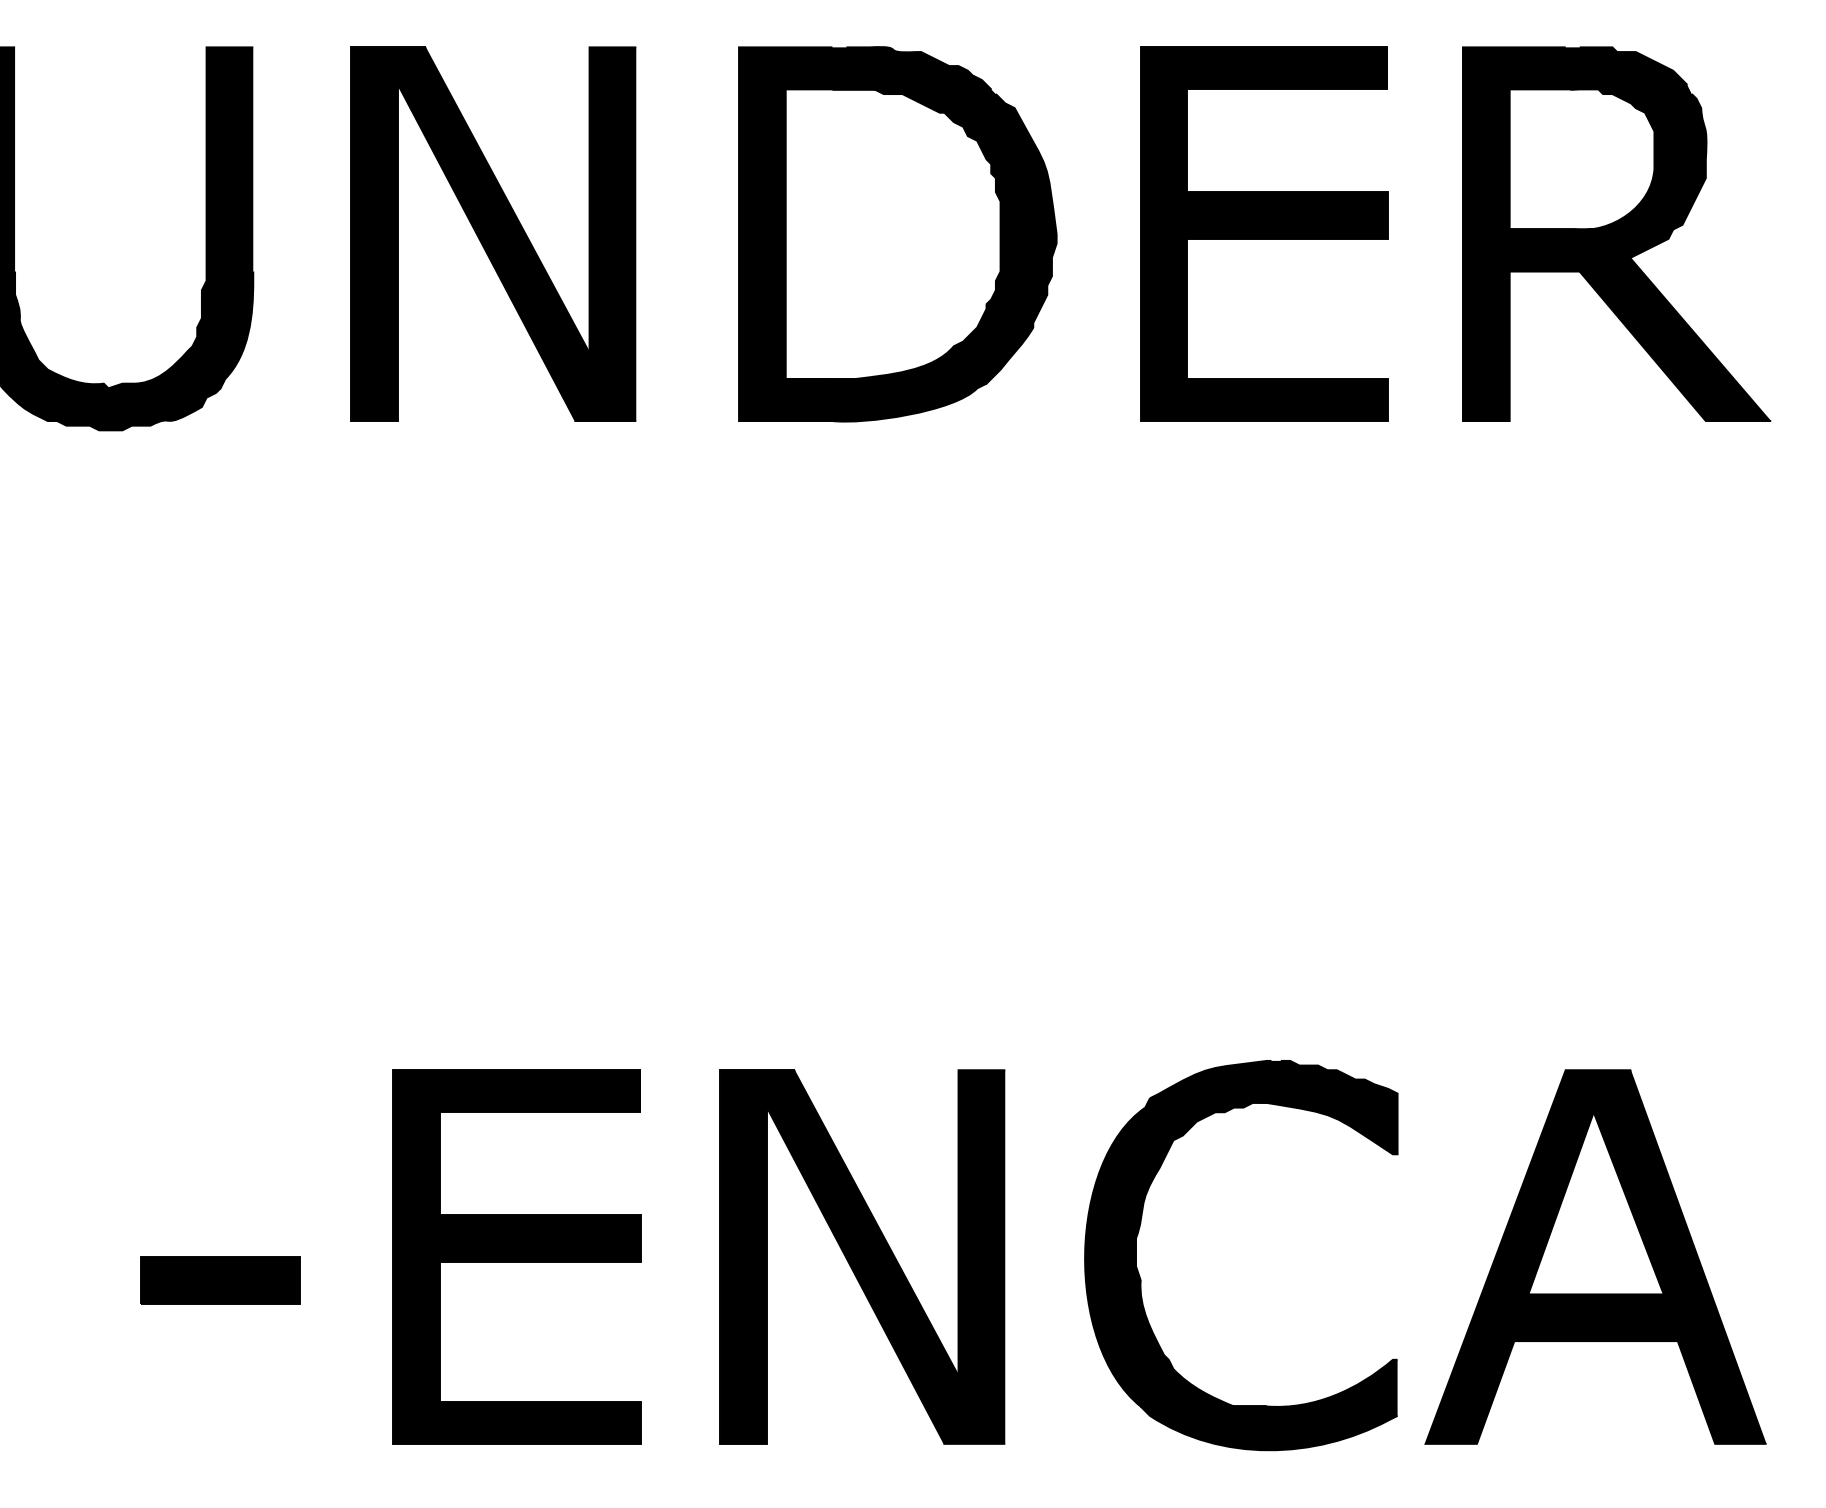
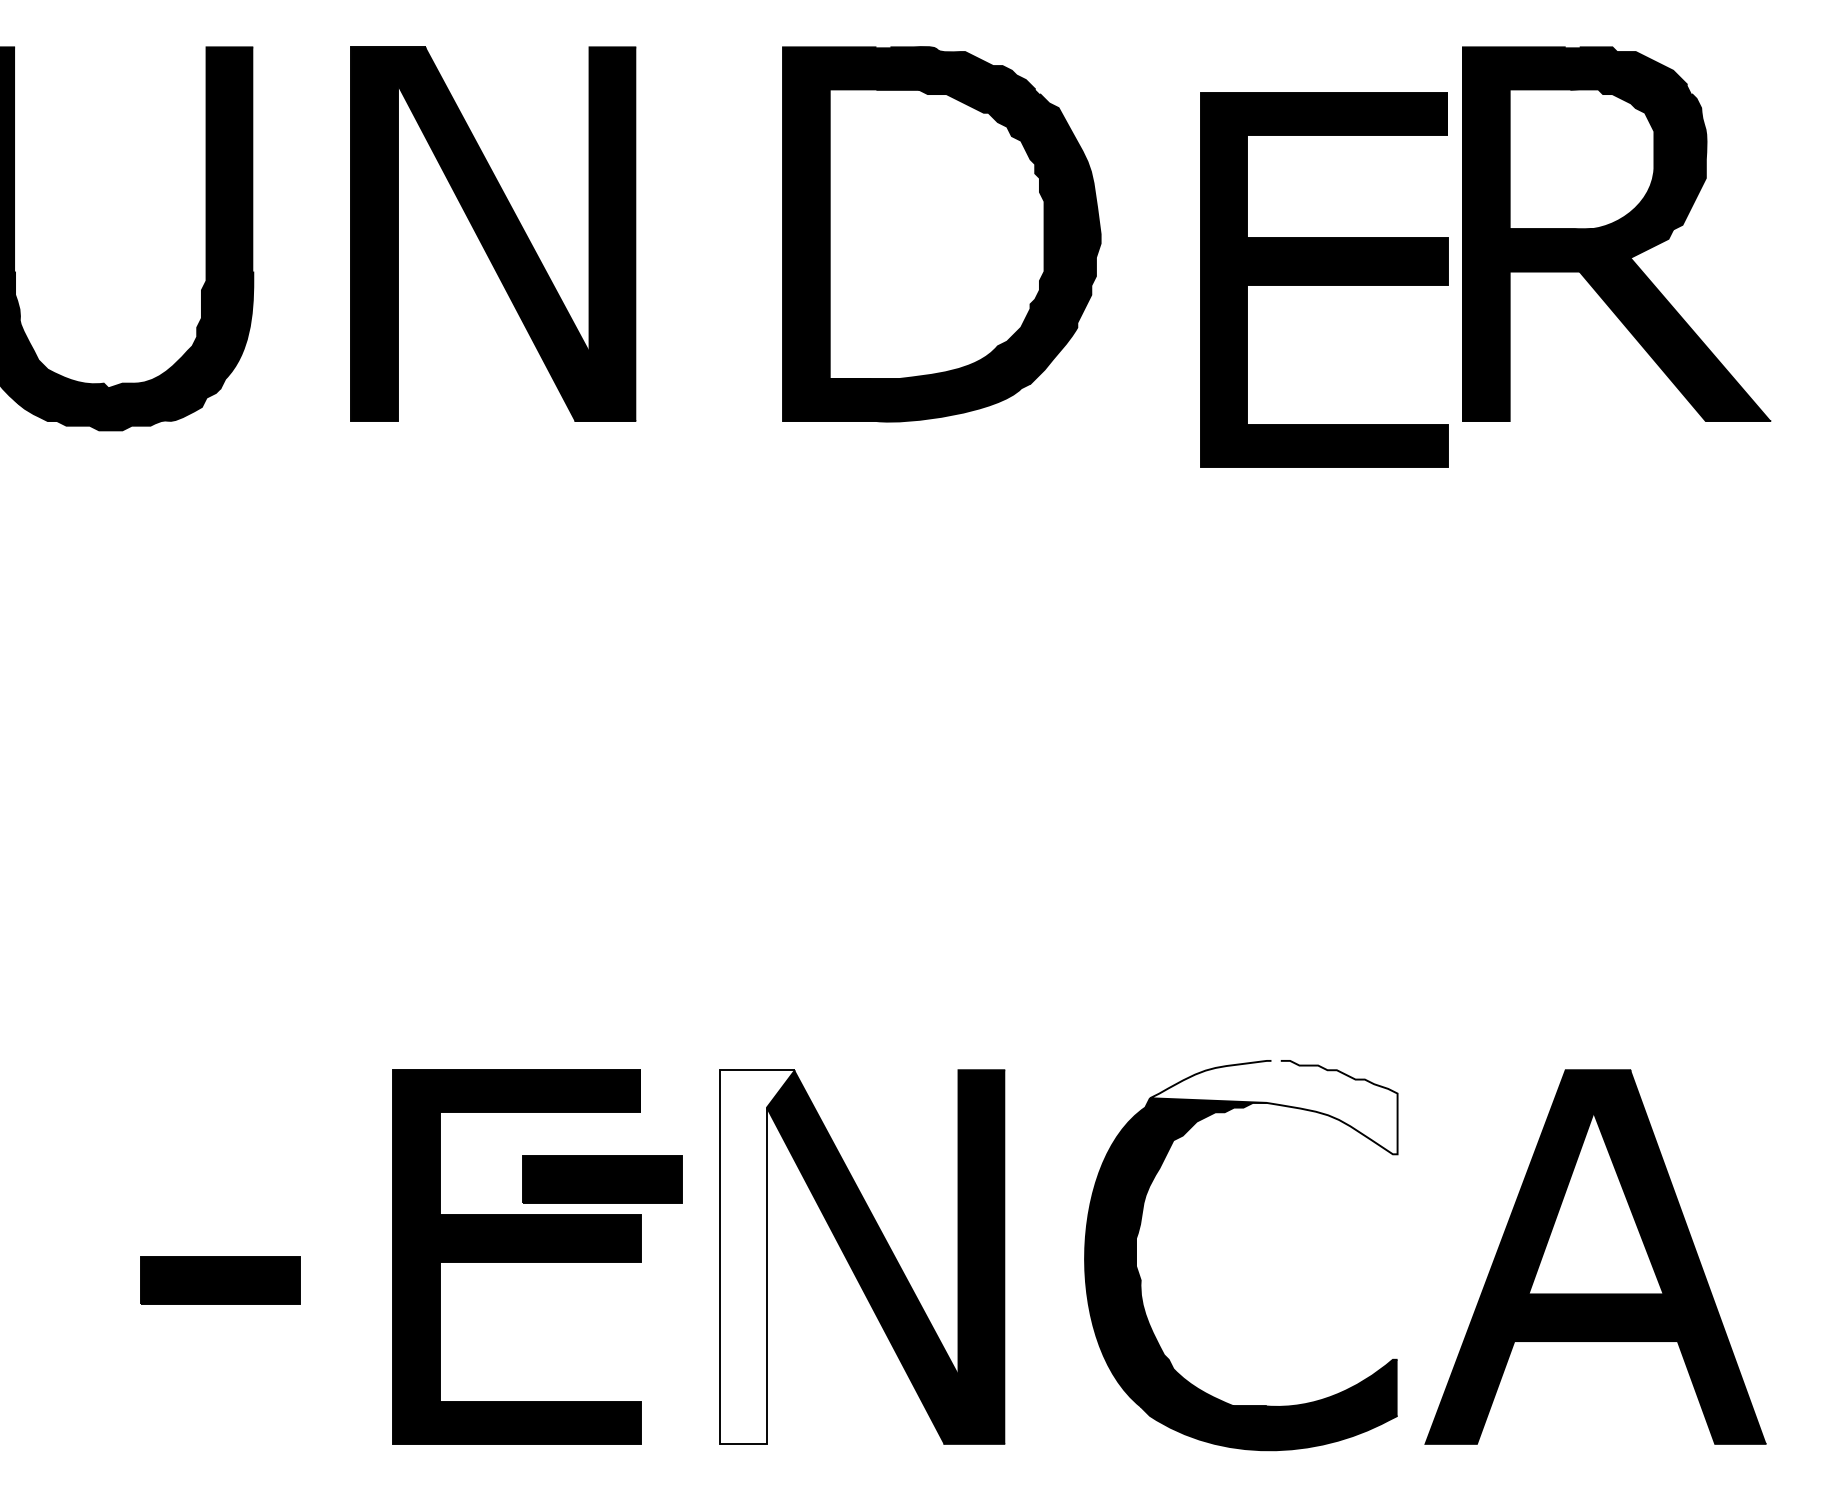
part position: (1264, 233) -> (1324, 279) (1324, 279)
part position: (897, 234) -> (941, 234) (941, 234)
fill: present -> none (1273, 1107)
part: none -> present (602, 1179)
fill: present -> none (757, 1256)
